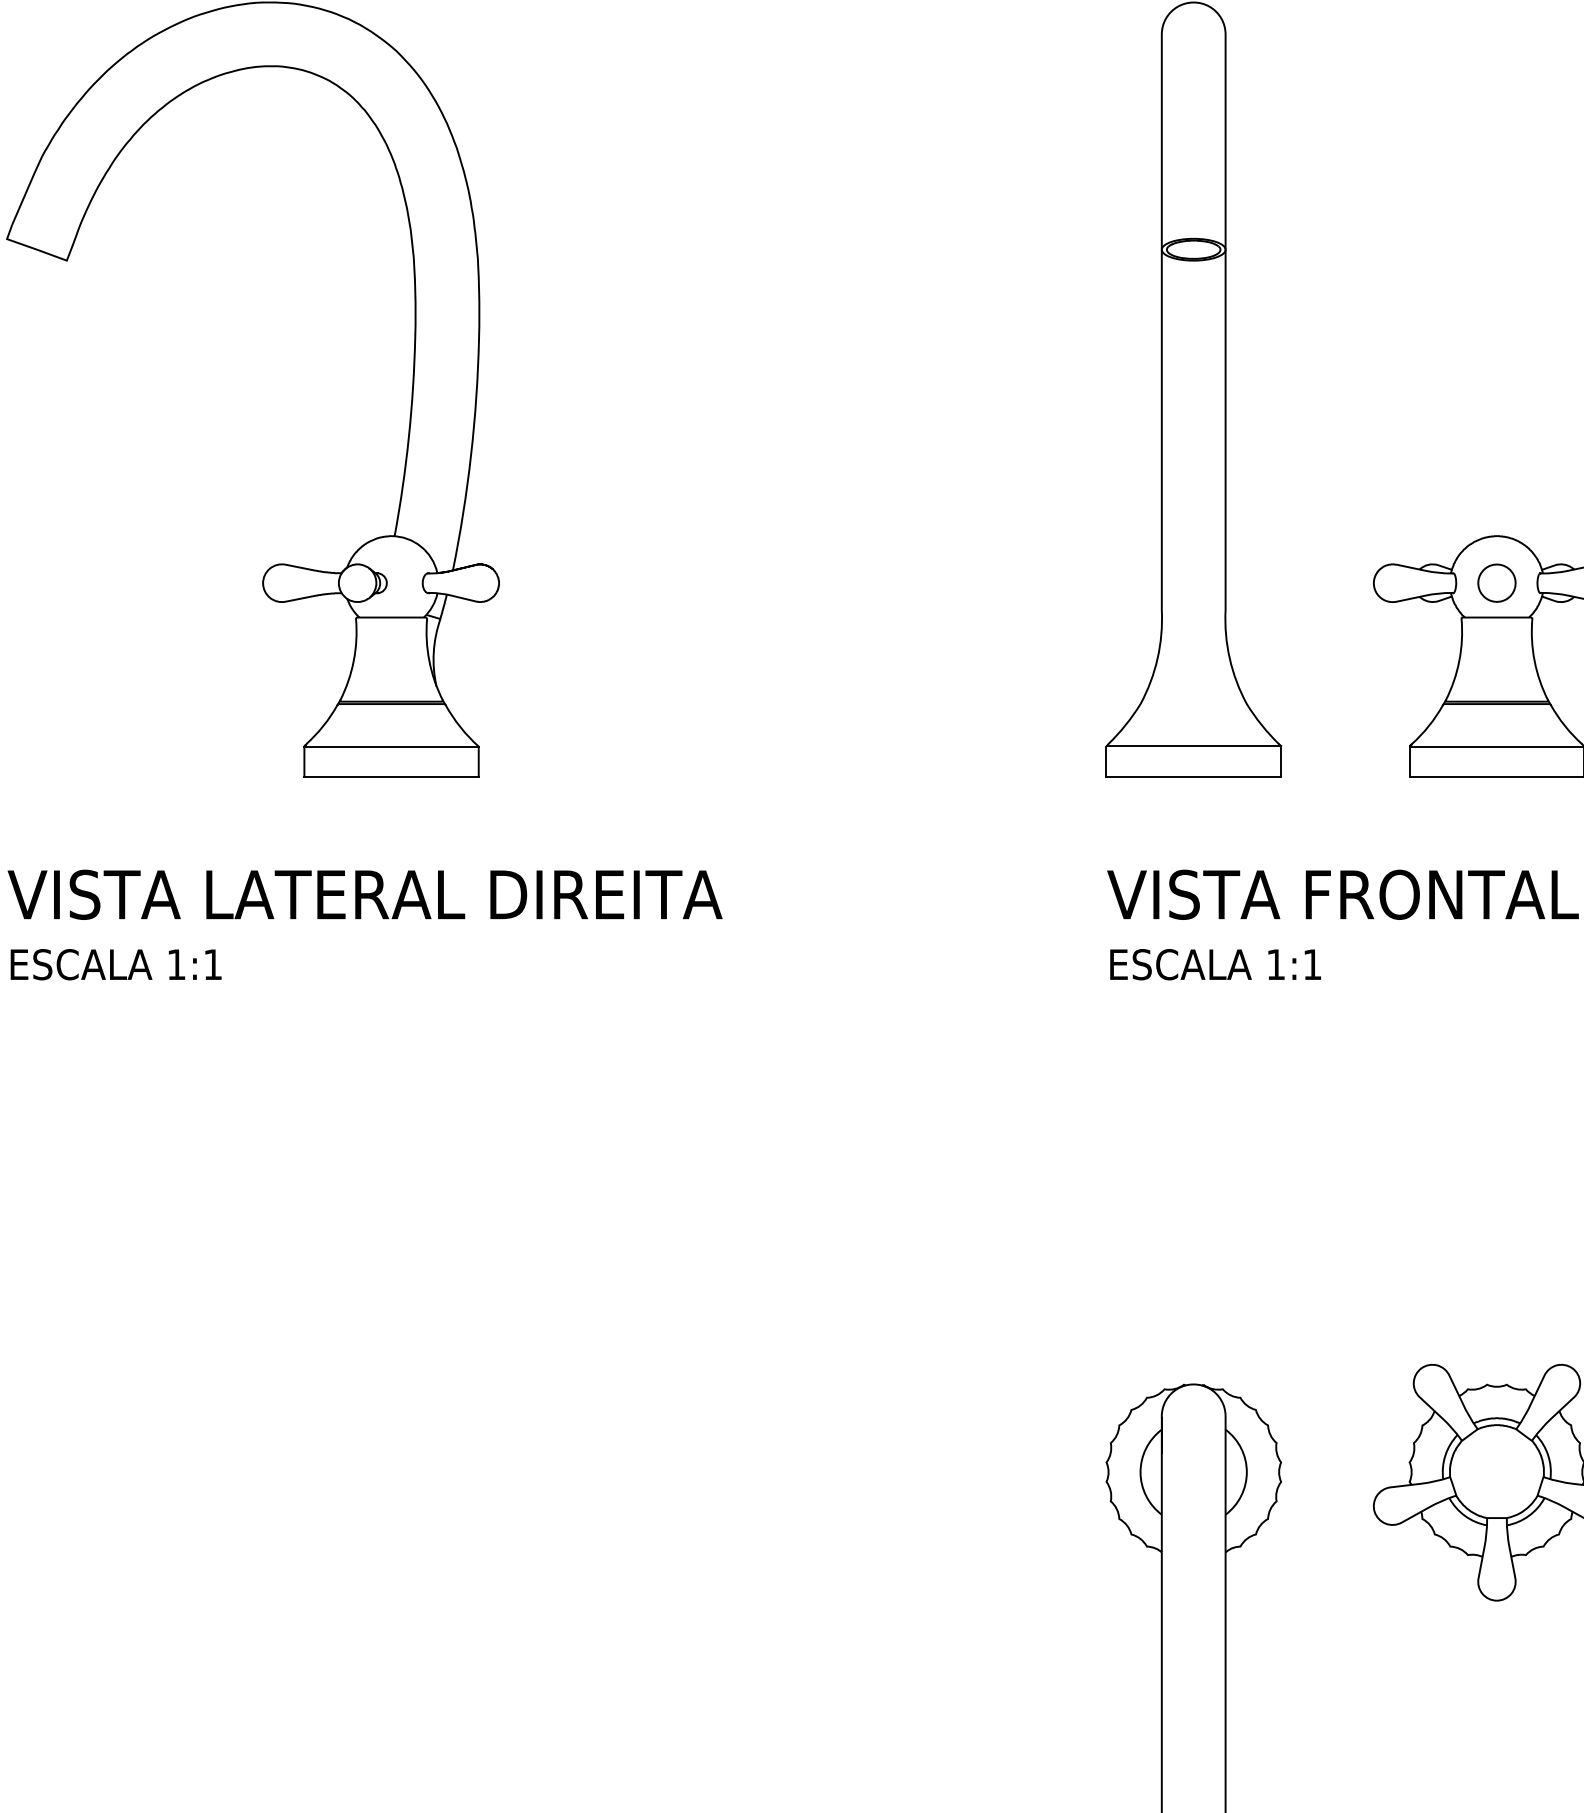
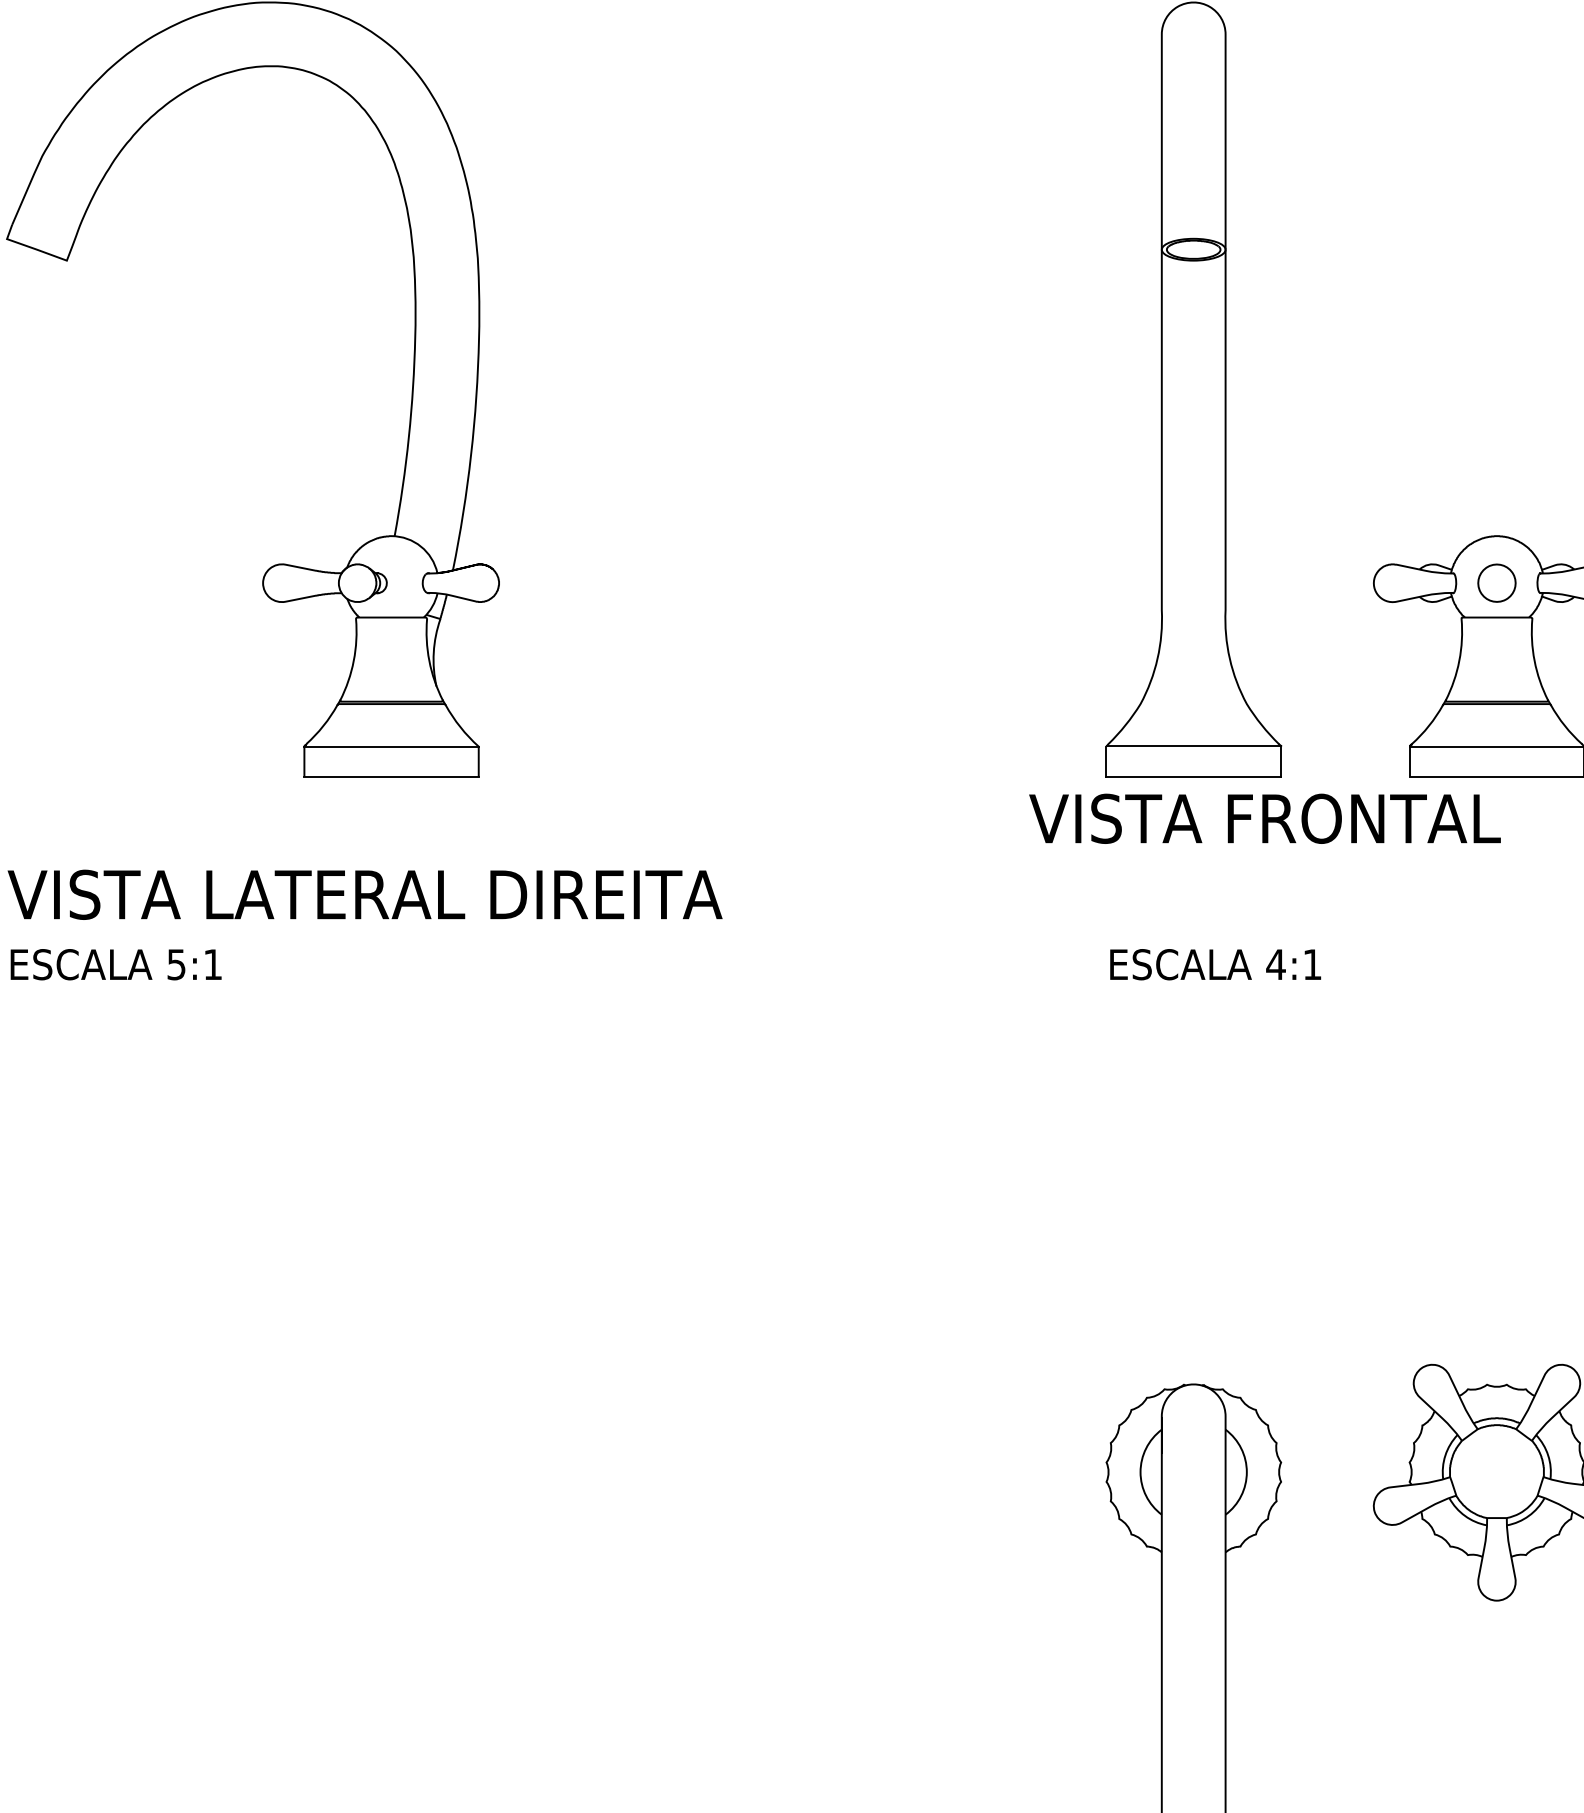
text position: (1342, 894) -> (1264, 818) (1264, 818)
text: 1:1 -> 5:1 (176, 964)
text: 1:1 -> 4:1 (1275, 964)
